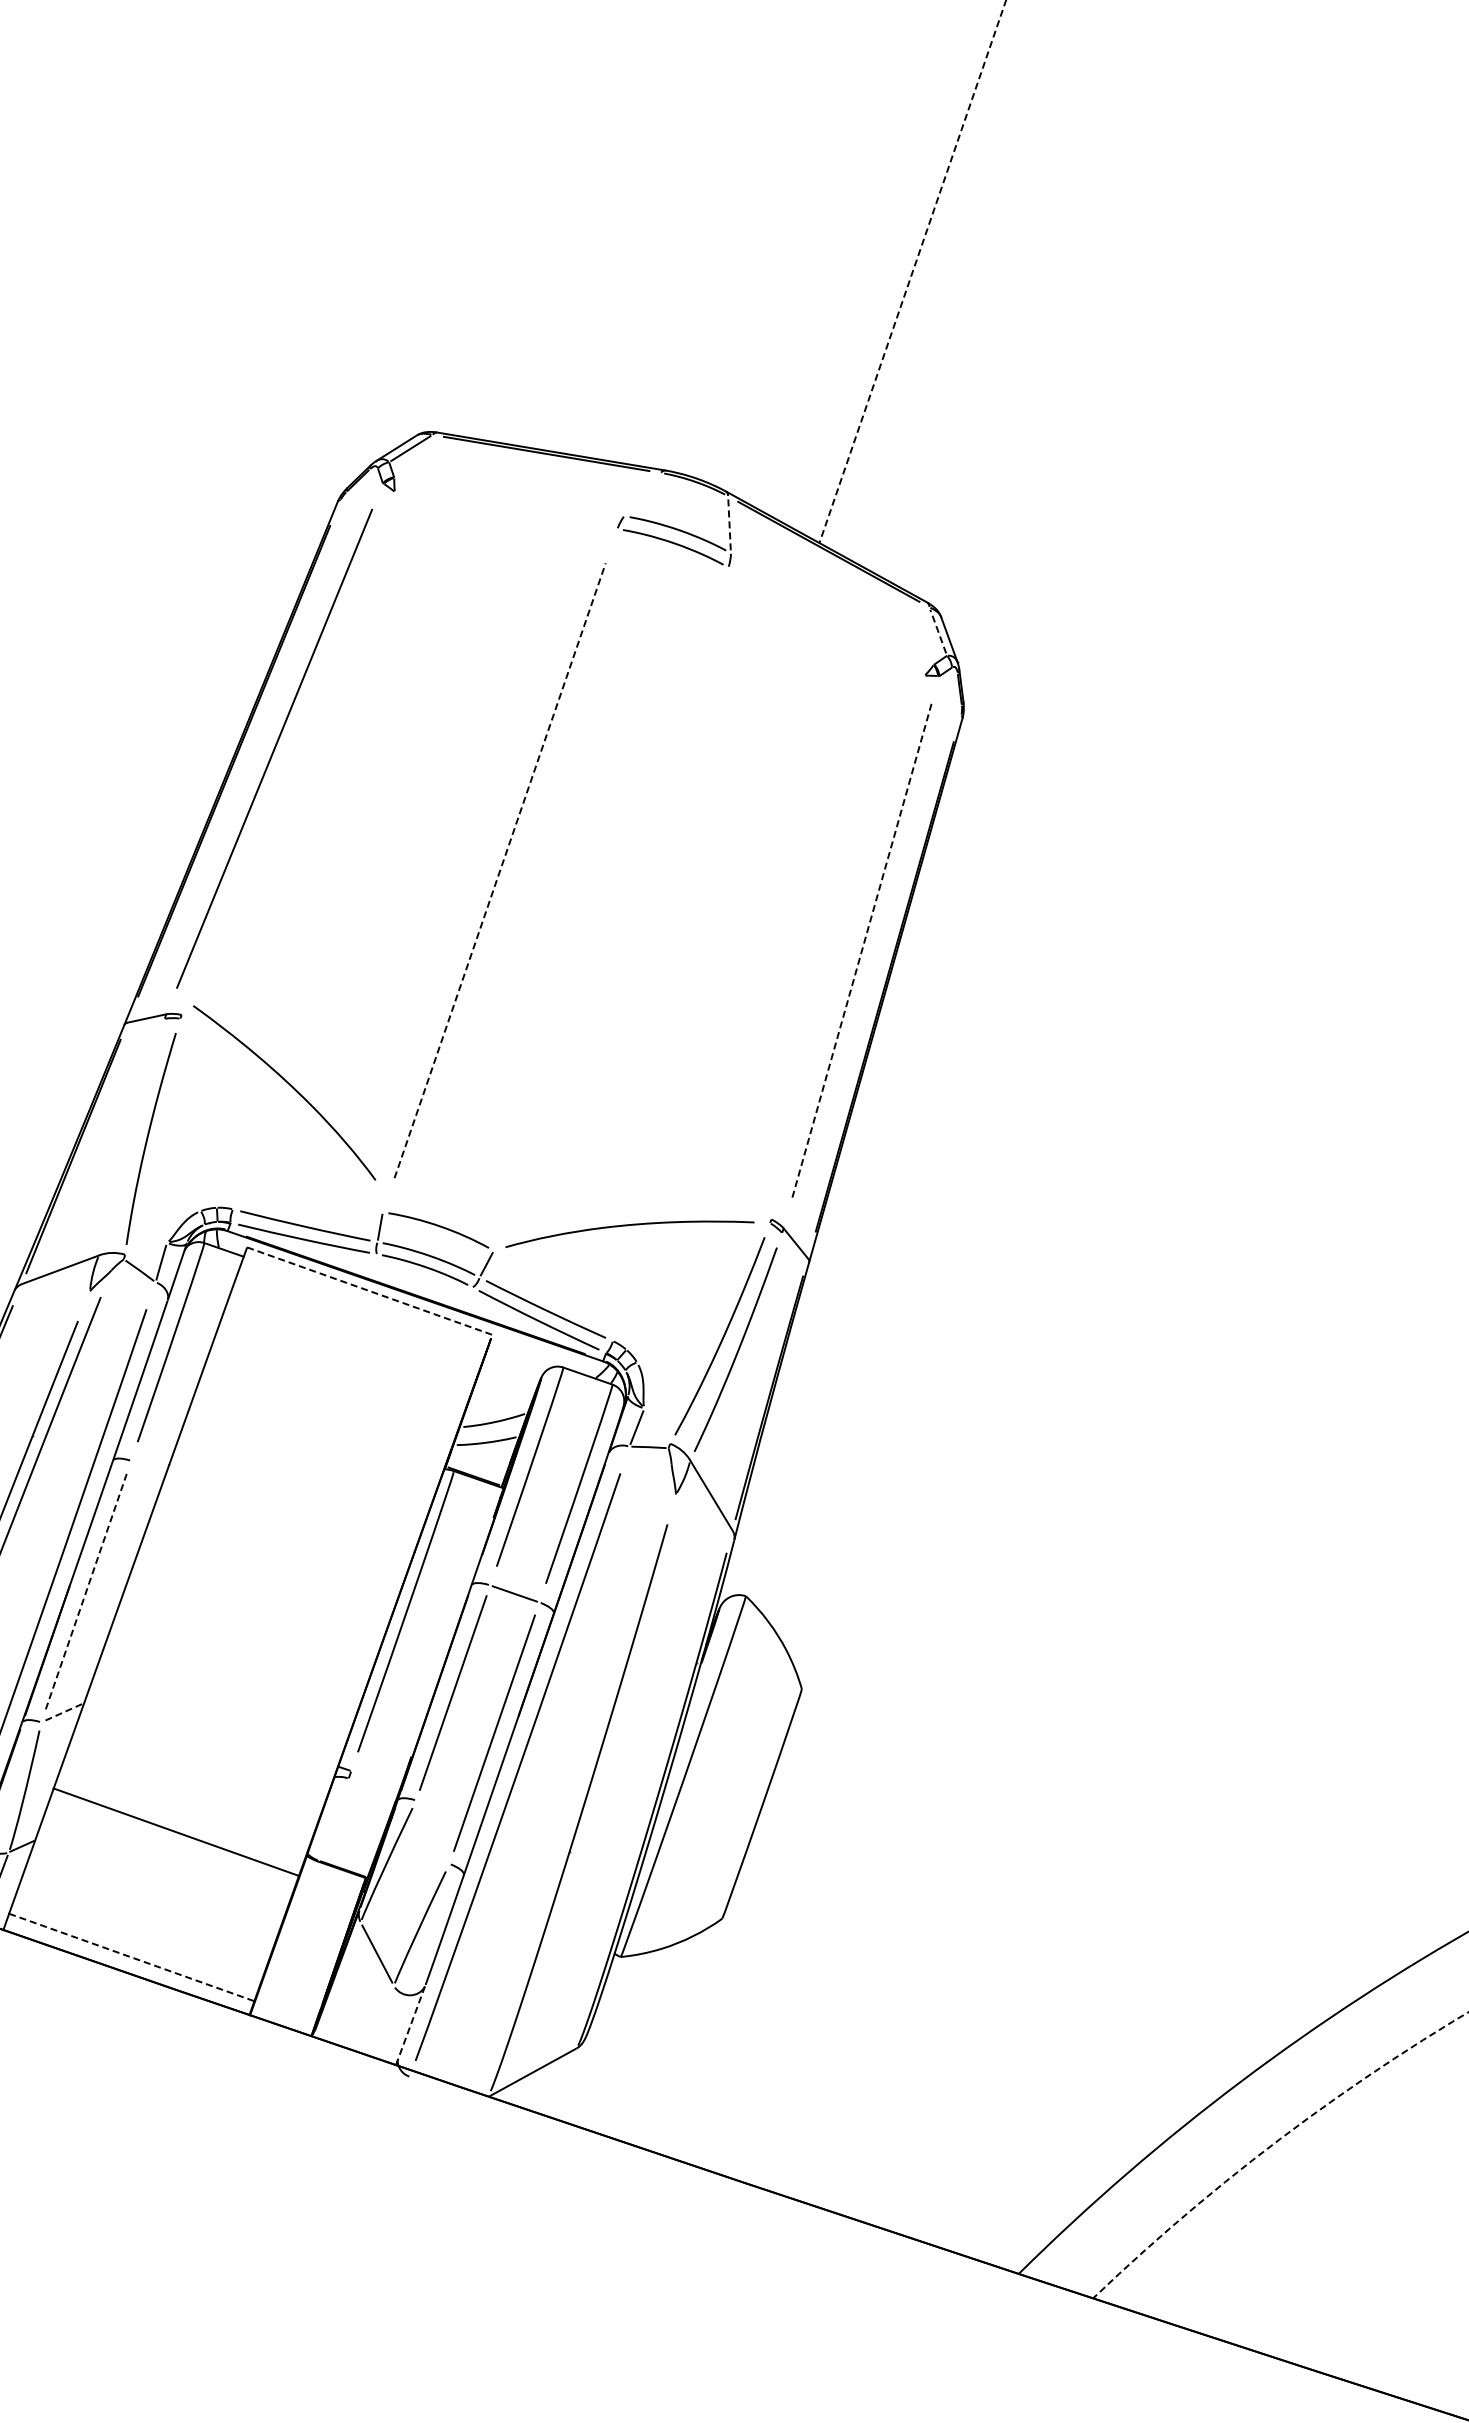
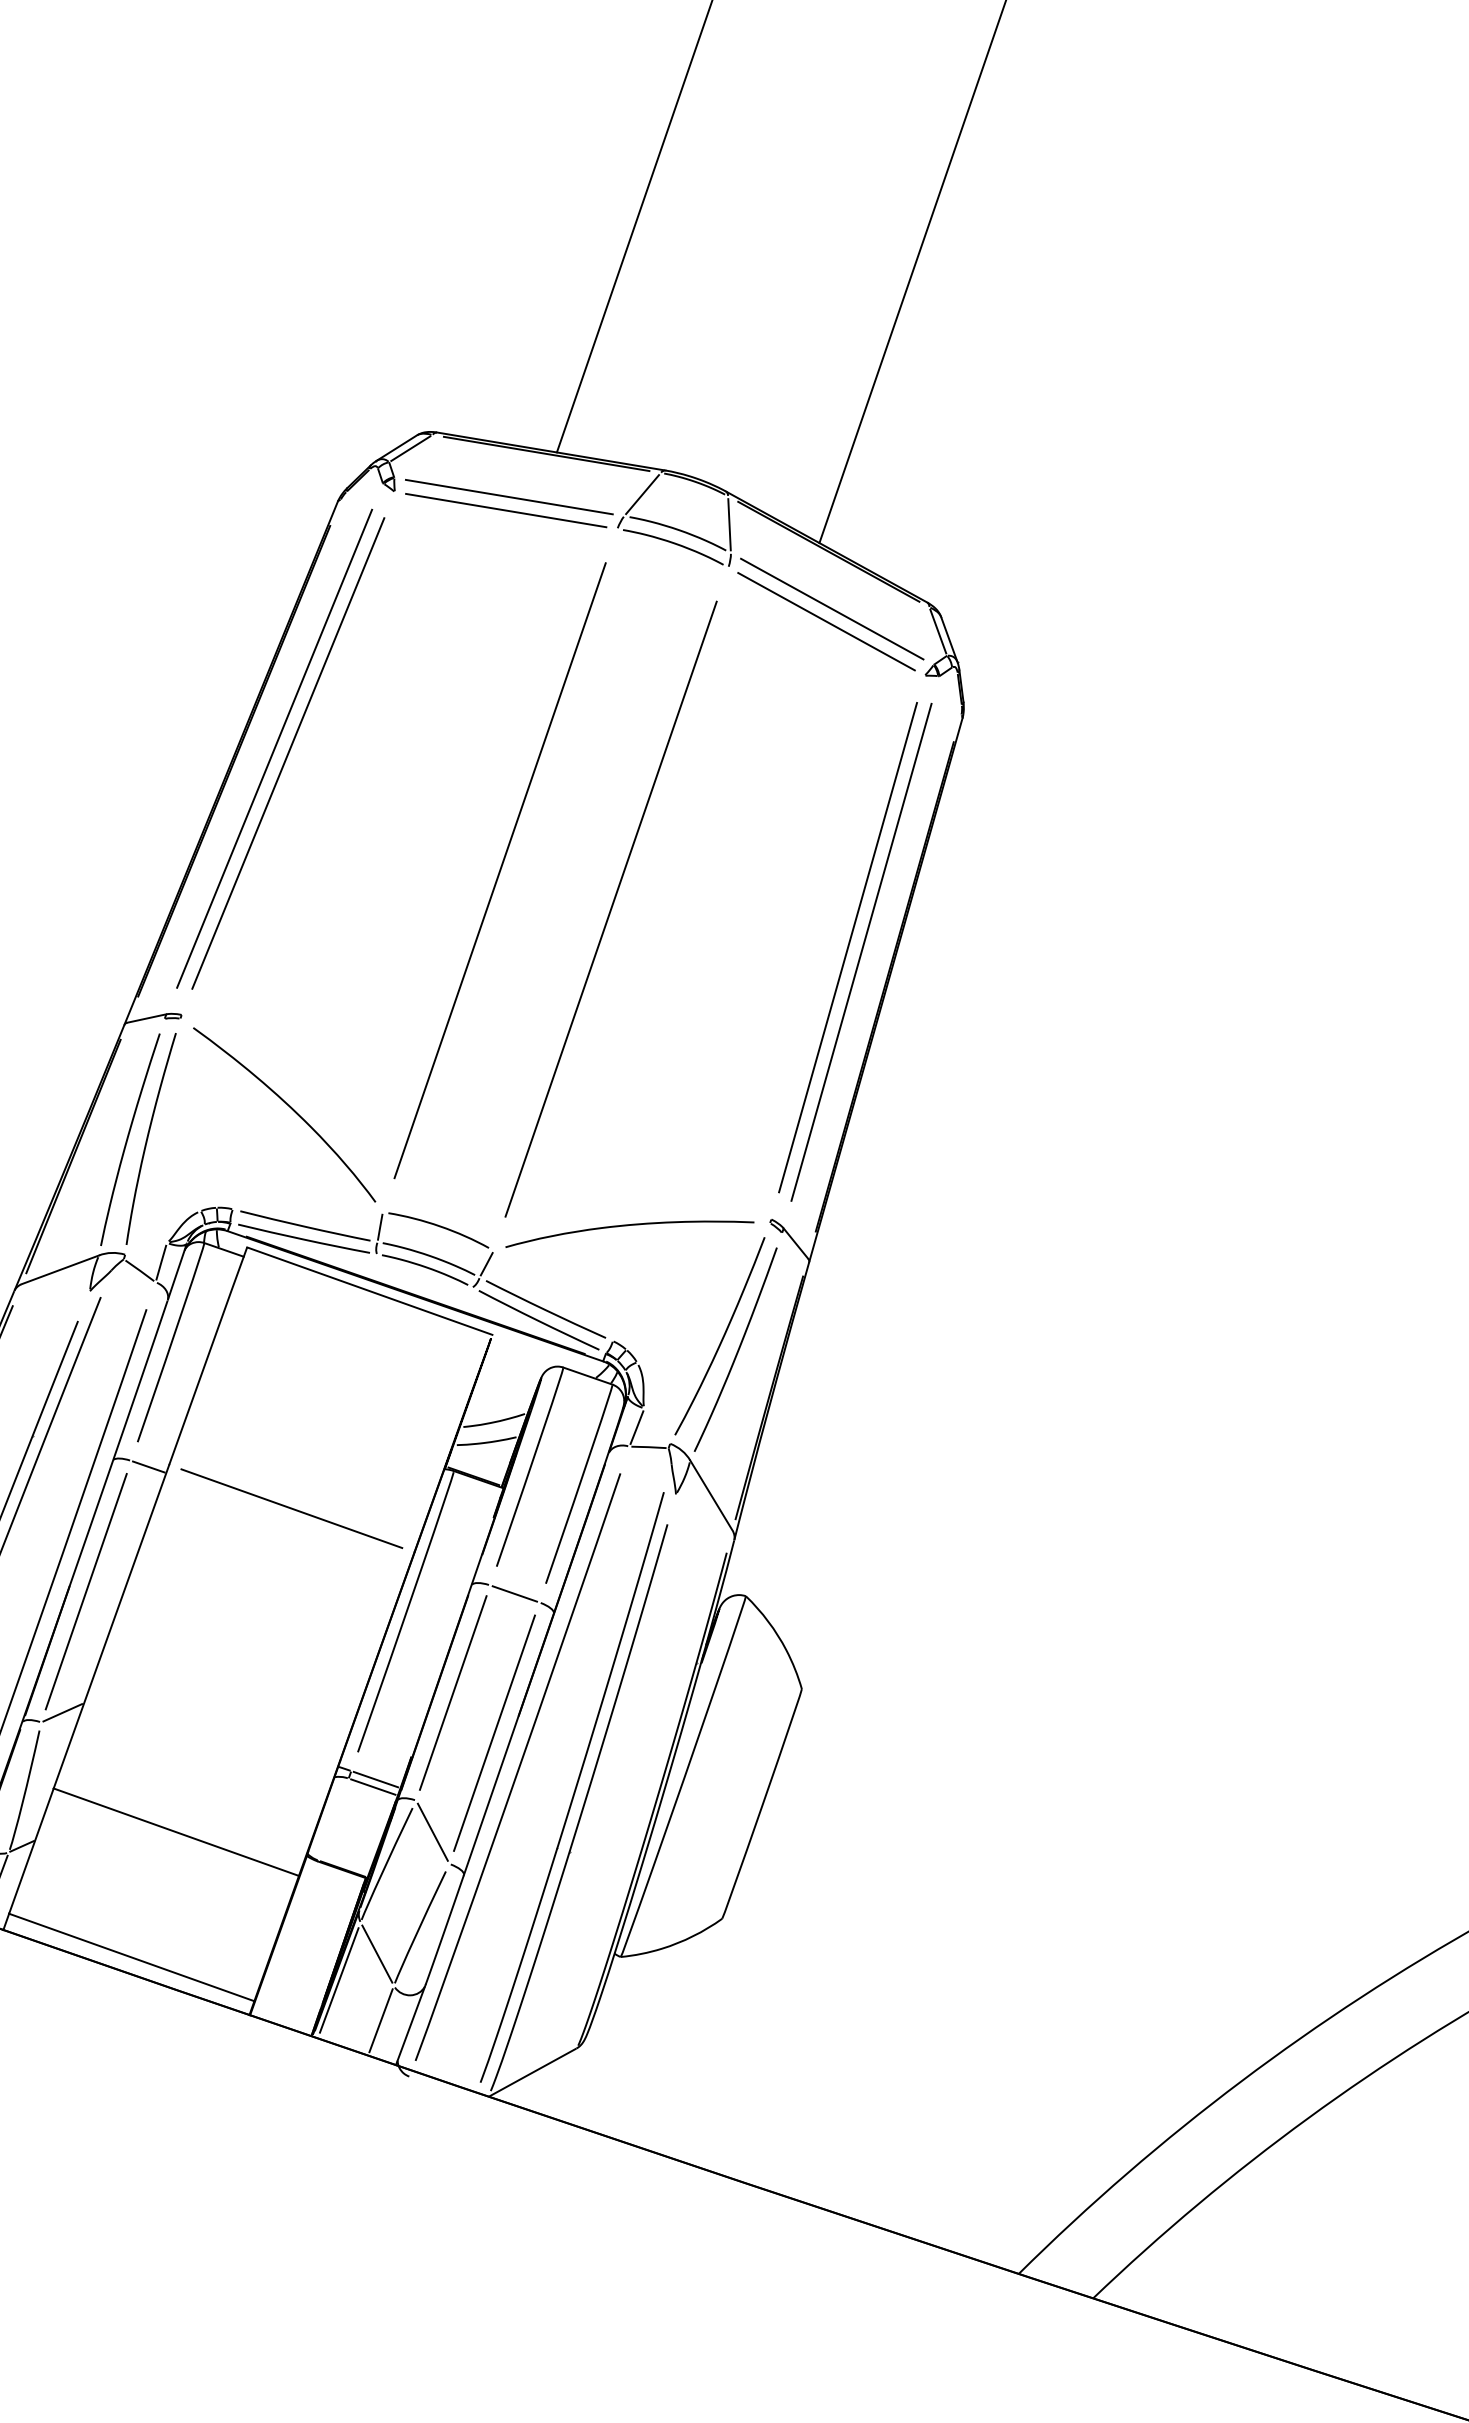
line: none -> present (633, 227)
line: dashed -> solid (912, 271)
line: none -> present (642, 494)
line: none -> present (508, 496)
line: none -> present (506, 510)
line: dashed -> solid (729, 524)
line: none -> present (832, 608)
line: none -> present (826, 621)
line: dashed -> solid (938, 631)
line: none -> present (288, 753)
line: dashed -> solid (500, 870)
line: none -> present (610, 908)
line: none -> present (848, 947)
line: dashed -> solid (861, 952)
curve position: (290, 1086) -> (290, 1108) (290, 1108)
curve: none -> present (128, 1139)
line: dashed -> solid (370, 1291)
line: none -> present (148, 1466)
line: none -> present (291, 1508)
line: dashed -> solid (86, 1591)
line: dashed -> solid (62, 1712)
line: none -> present (375, 1779)
line: none -> present (373, 1786)
part: none -> present (571, 1787)
line: none -> present (432, 1831)
line: dashed -> solid (132, 1957)
line: none -> present (338, 1980)
line: none -> present (380, 2020)
line: dashed -> solid (410, 2025)
arc: dashed -> solid (1272, 2145)
